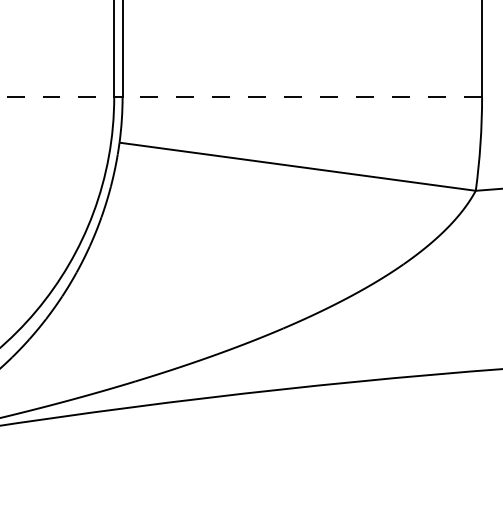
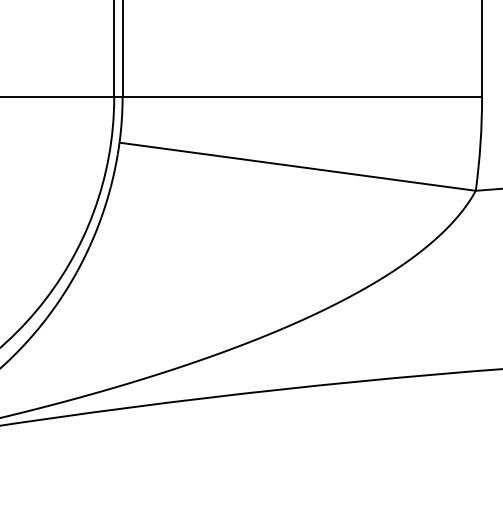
line: dashed -> solid (57, 97)
line: dashed -> solid (302, 97)
